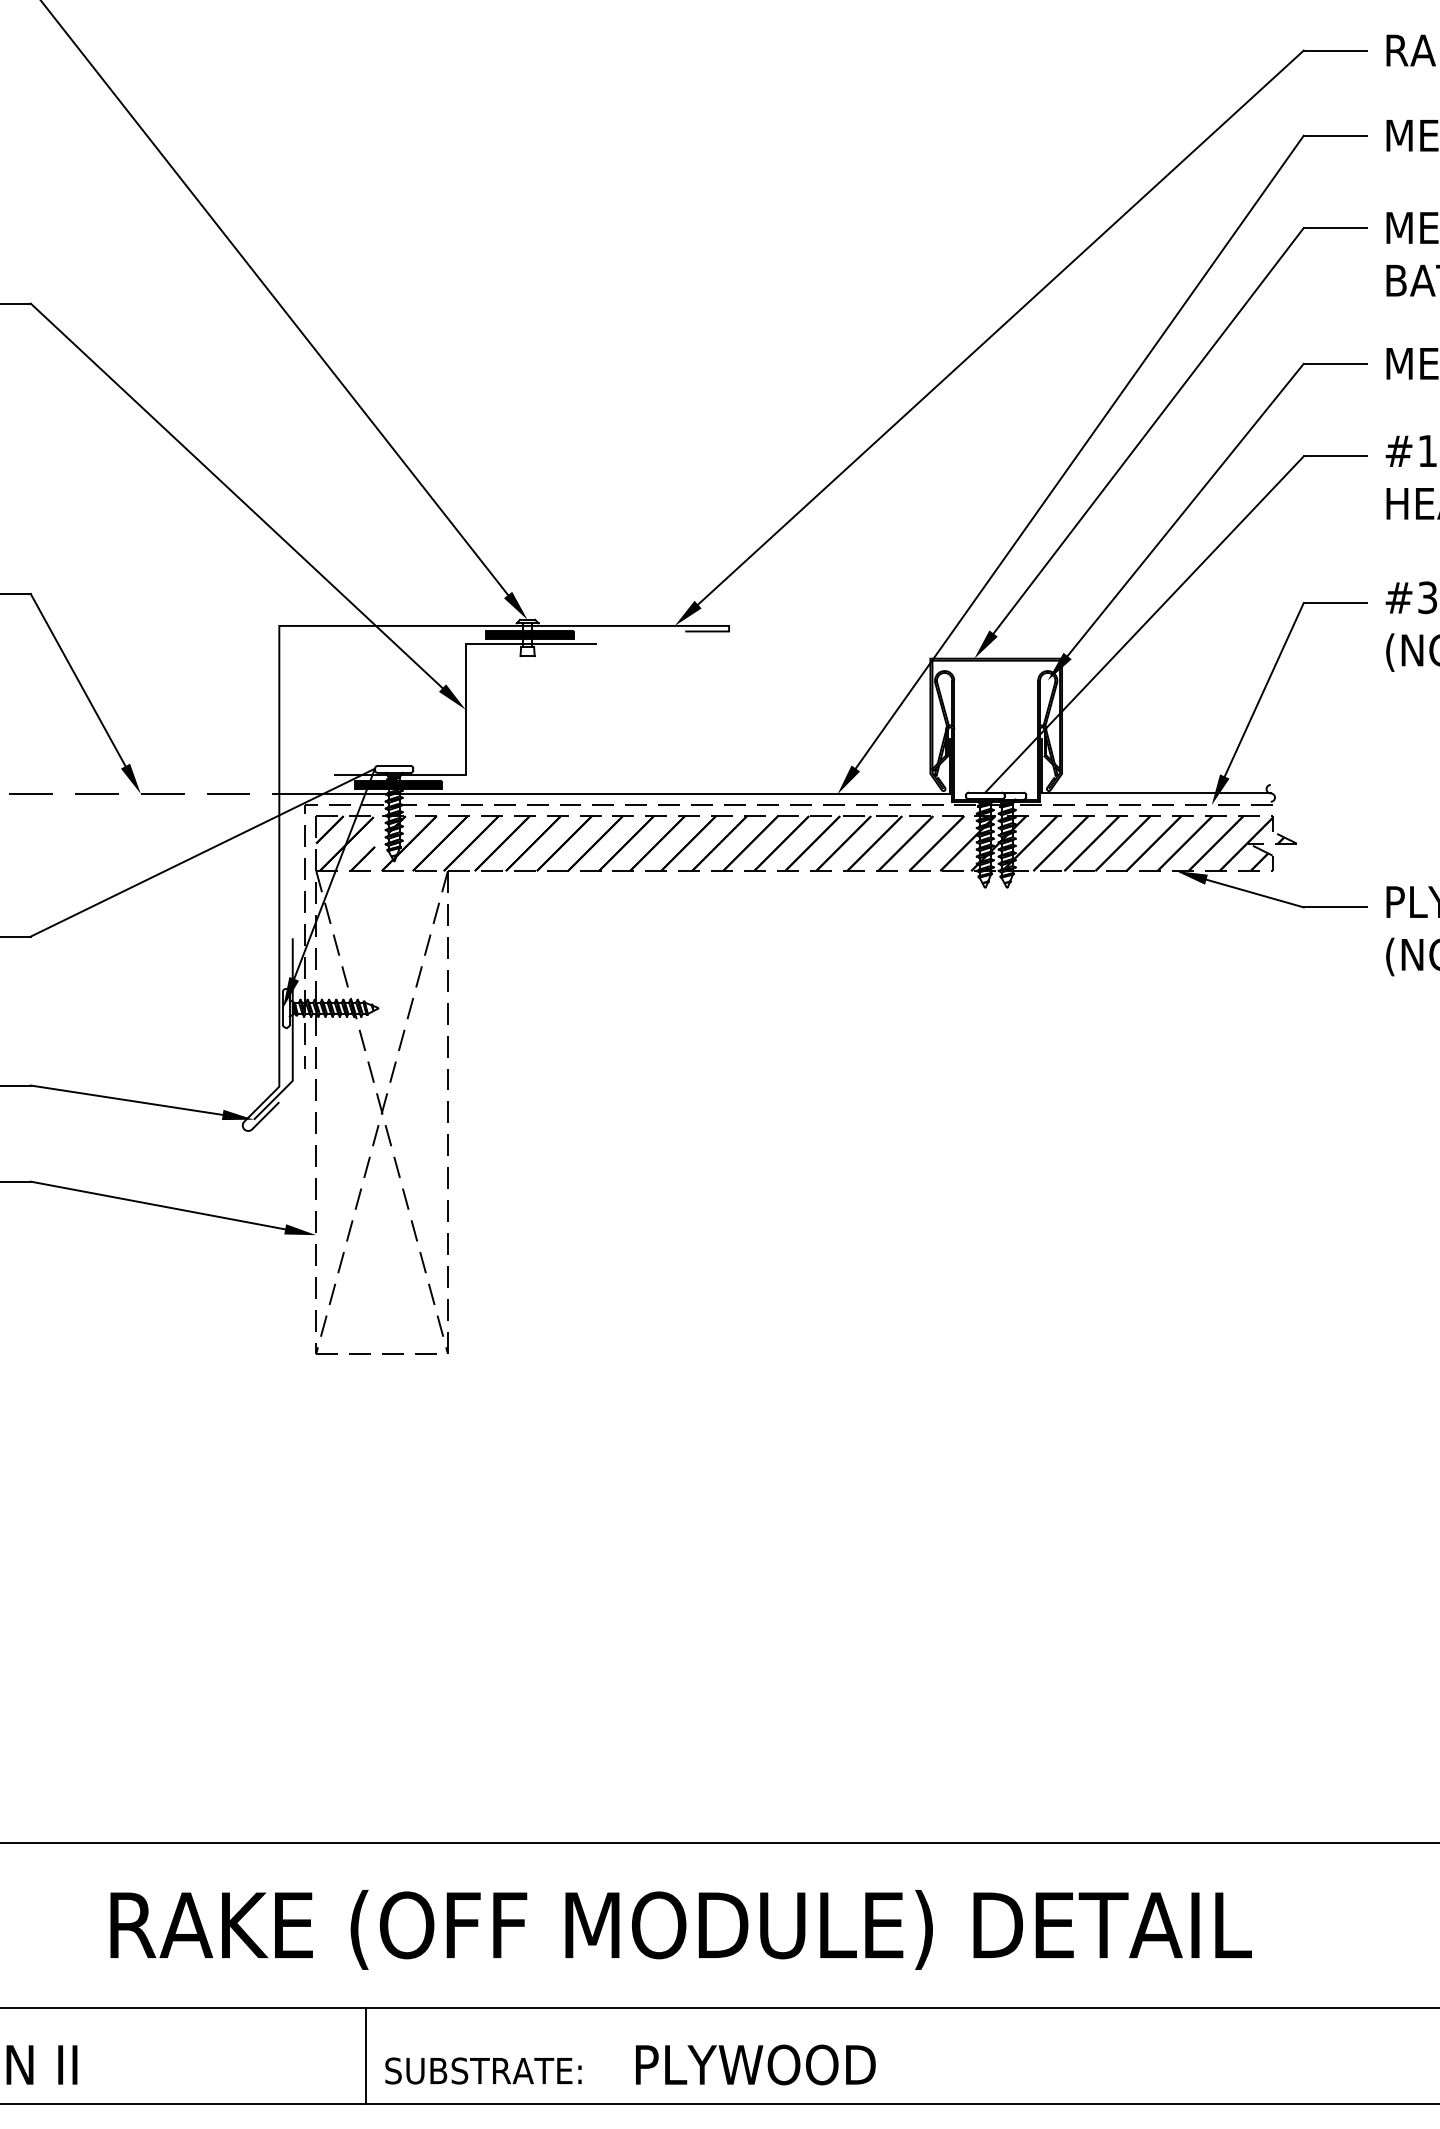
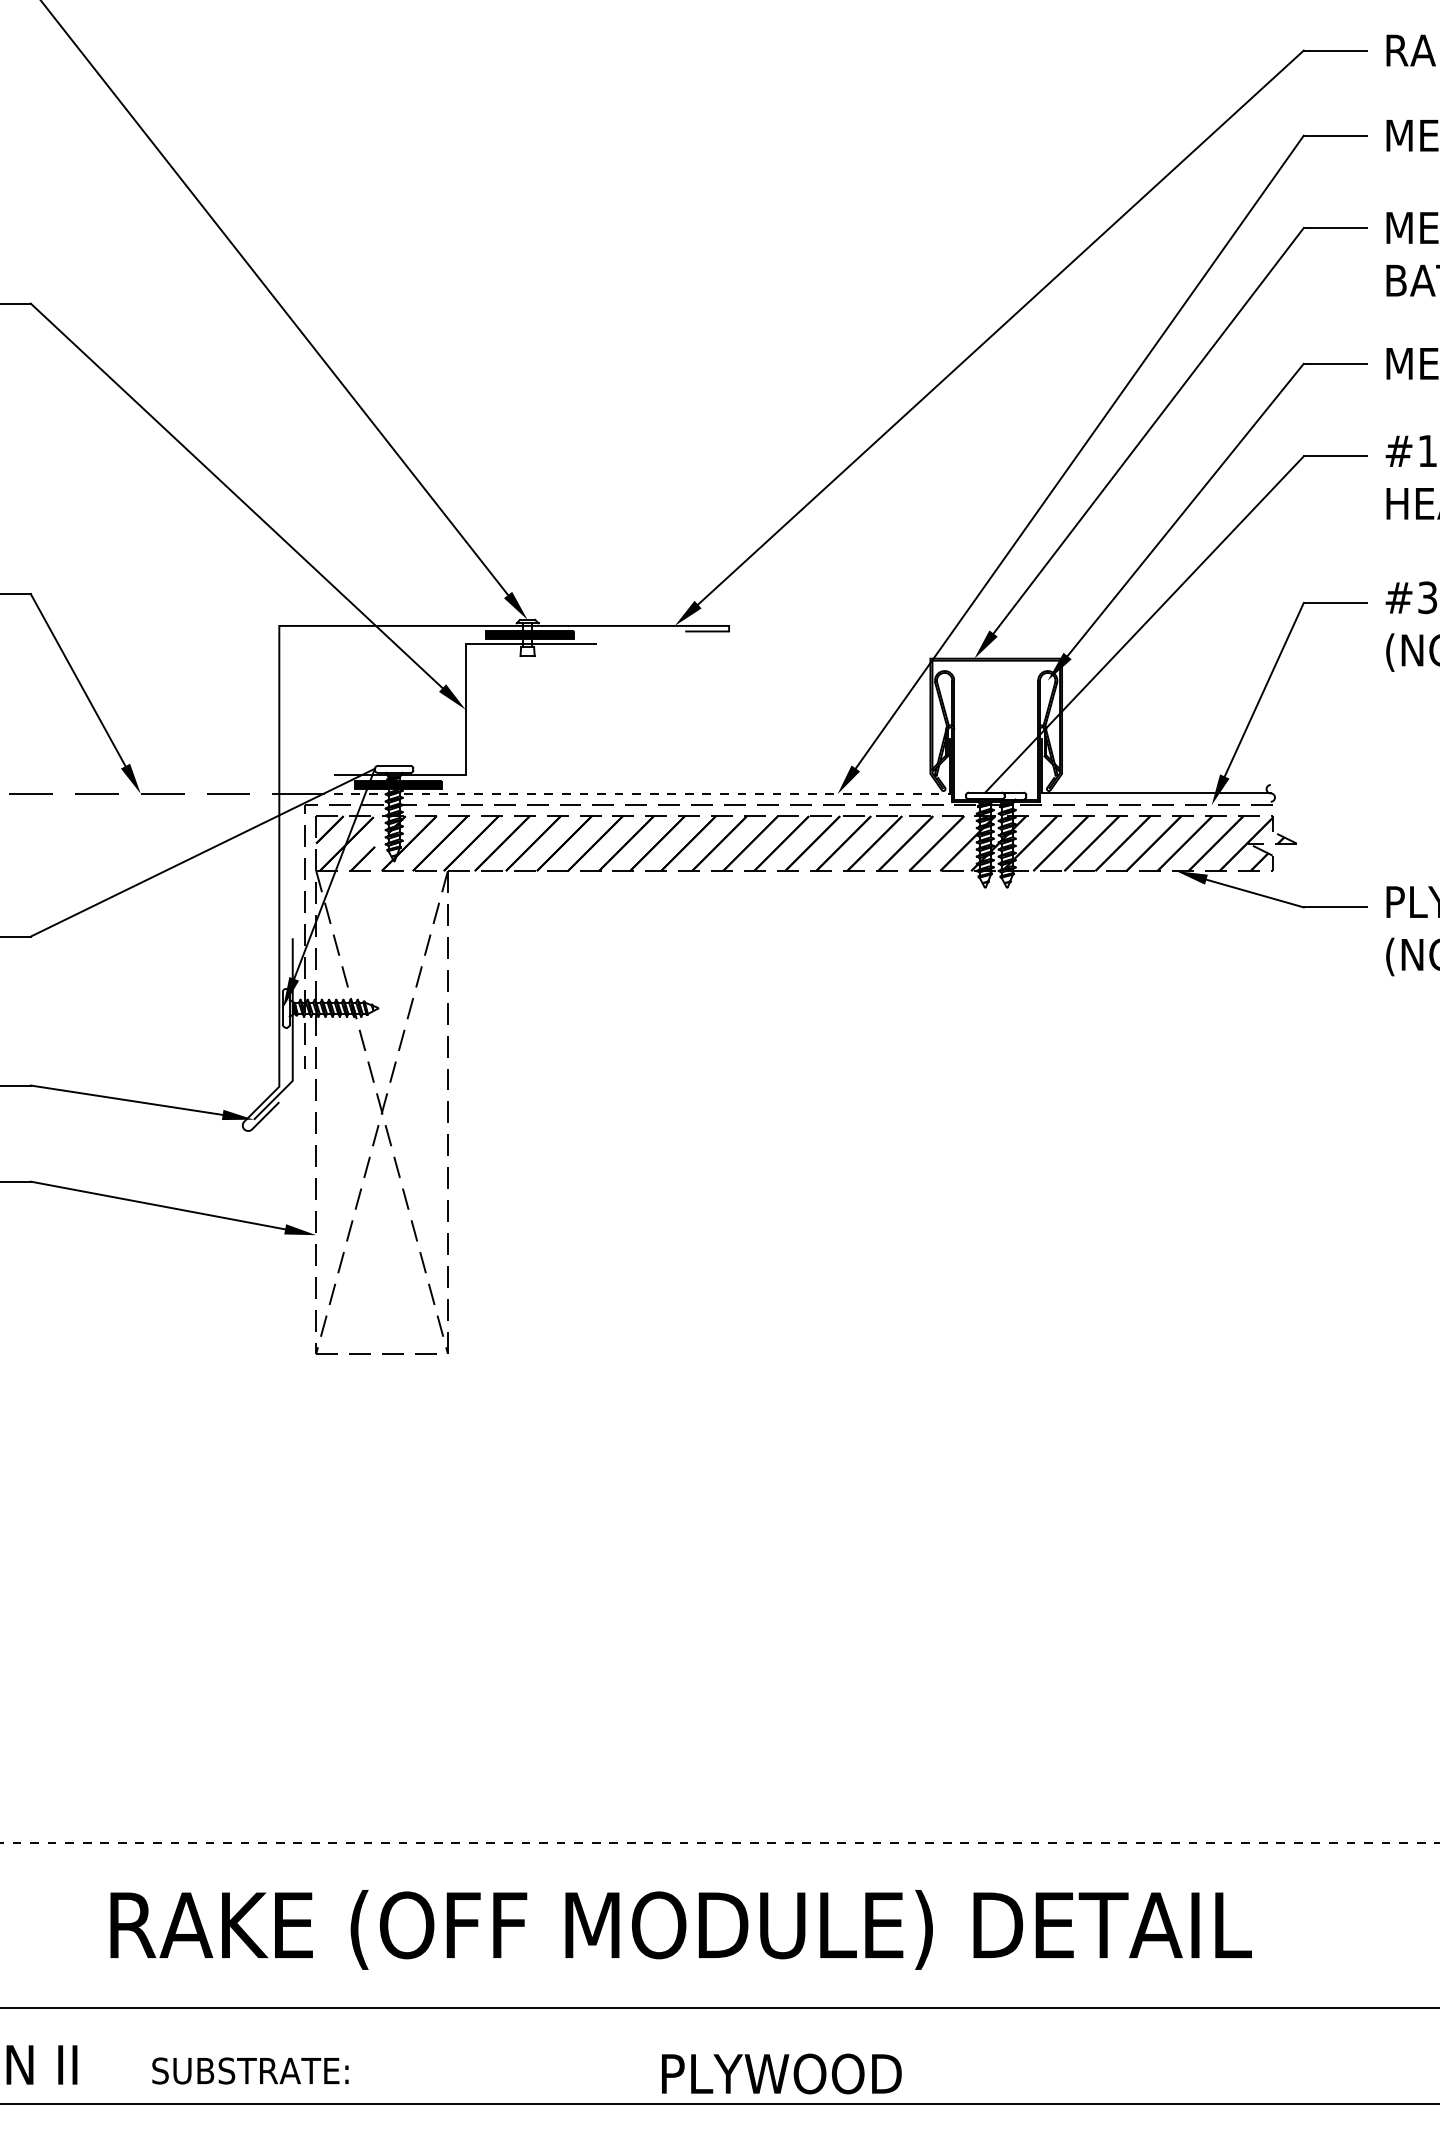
line: solid -> dashed (633, 793)
line: solid -> dashed (719, 1842)
line: present -> none (366, 2055)
text position: (755, 2064) -> (781, 2073) (781, 2073)
text position: (483, 2070) -> (250, 2070) (250, 2070)
